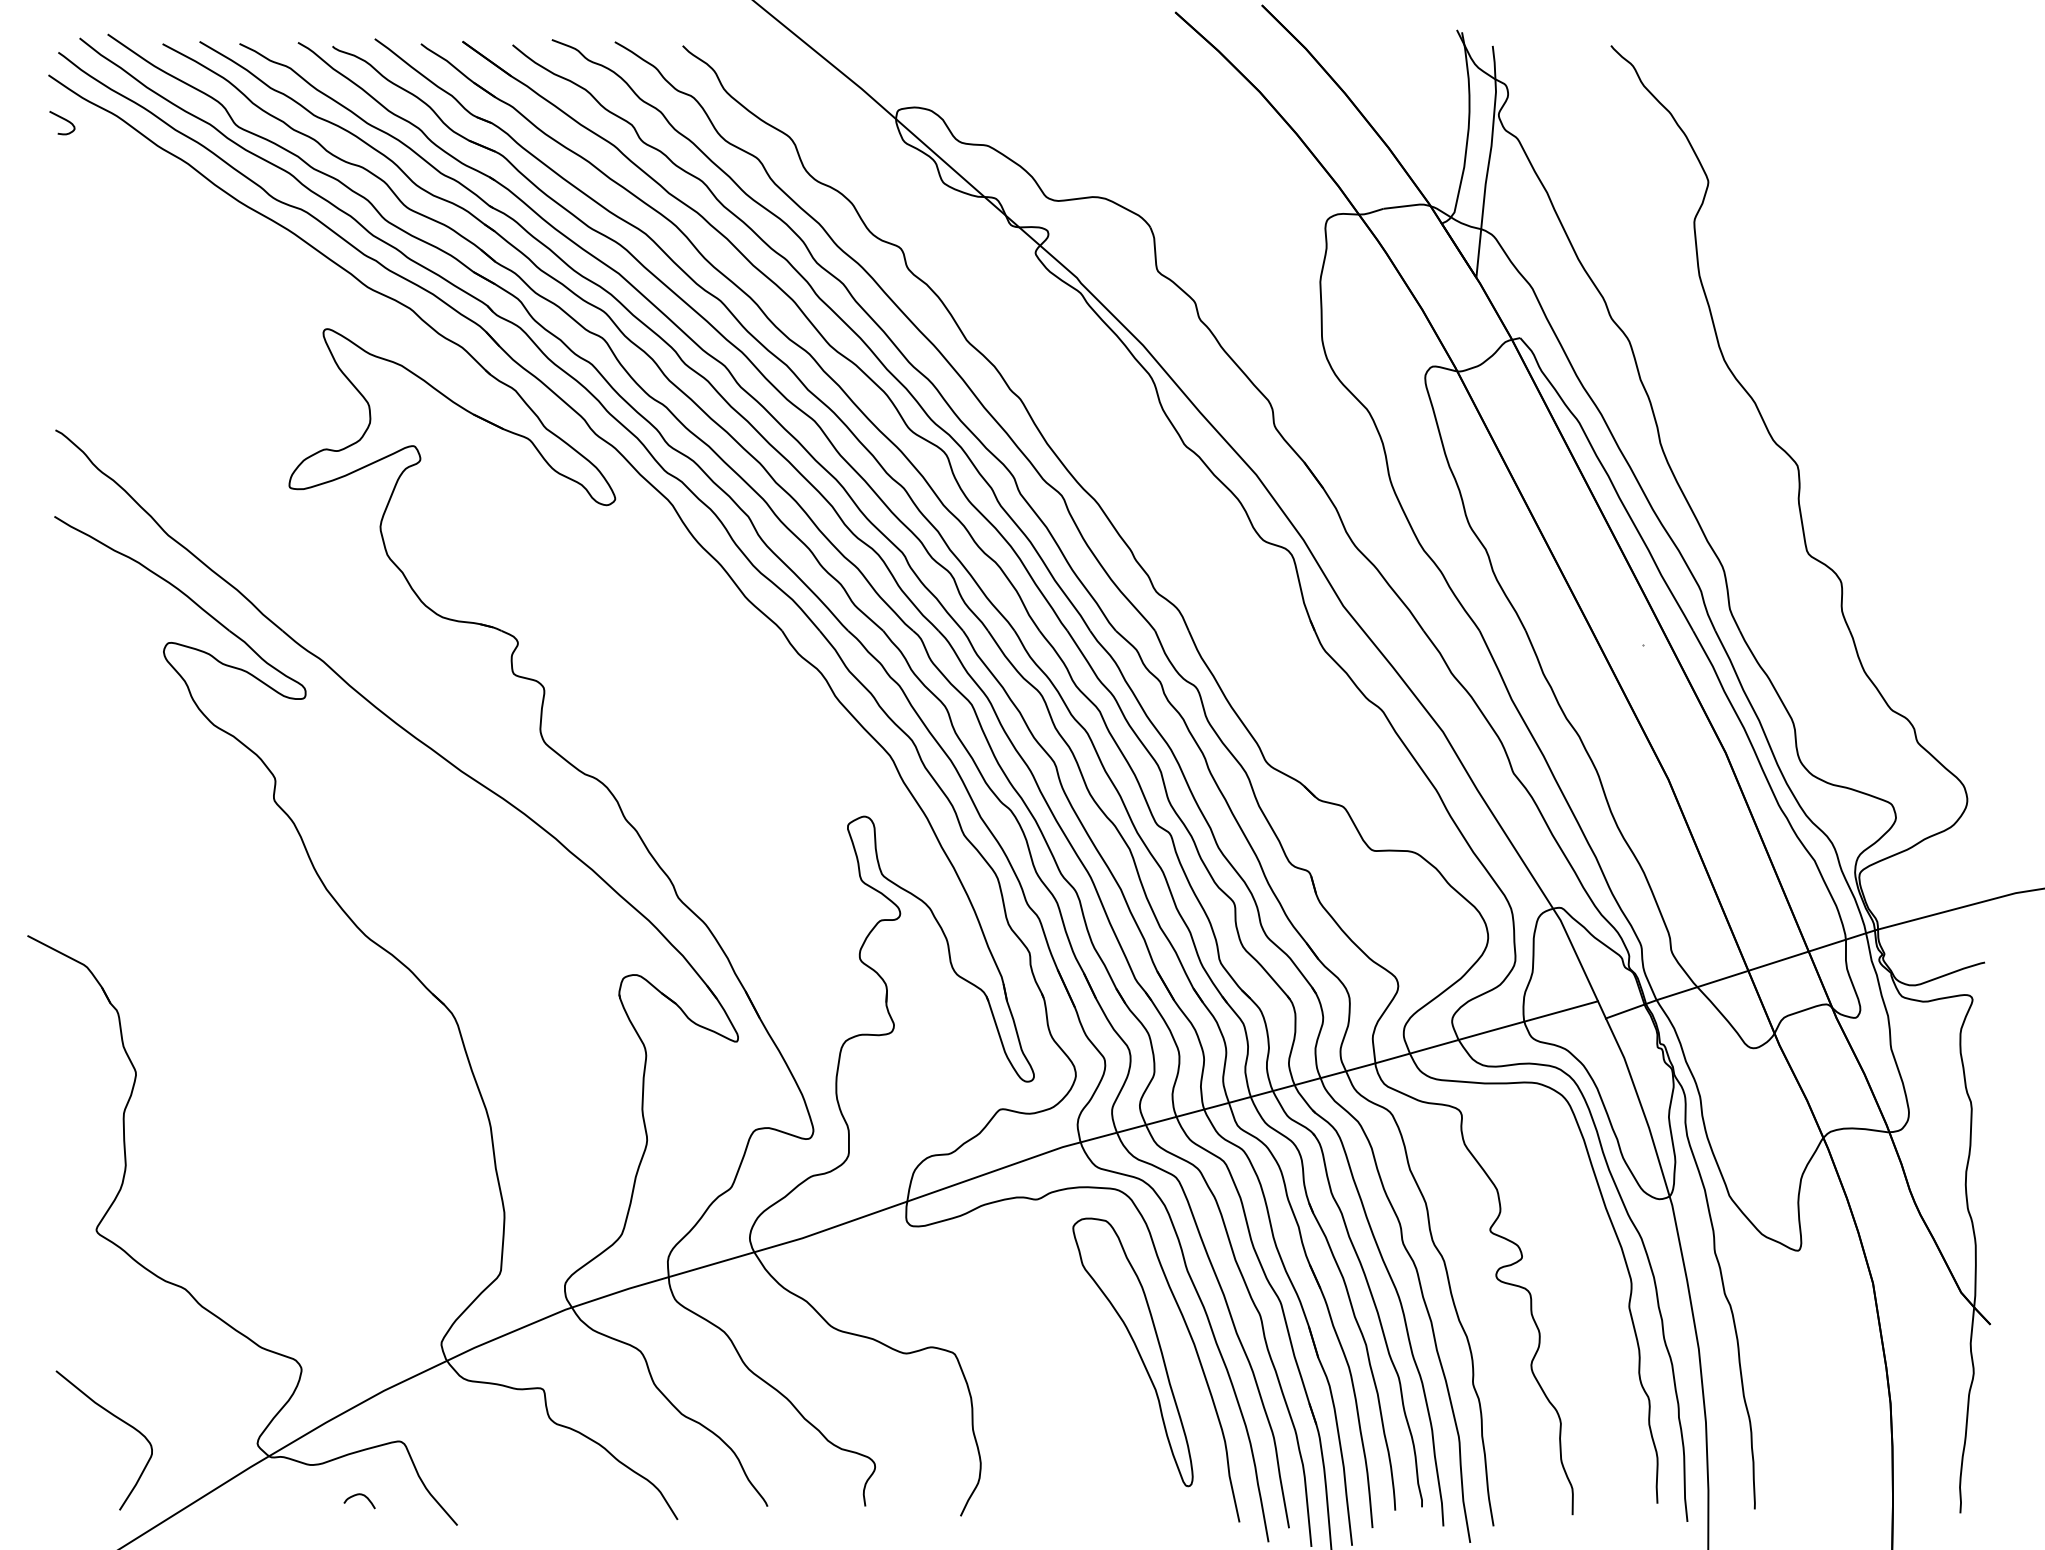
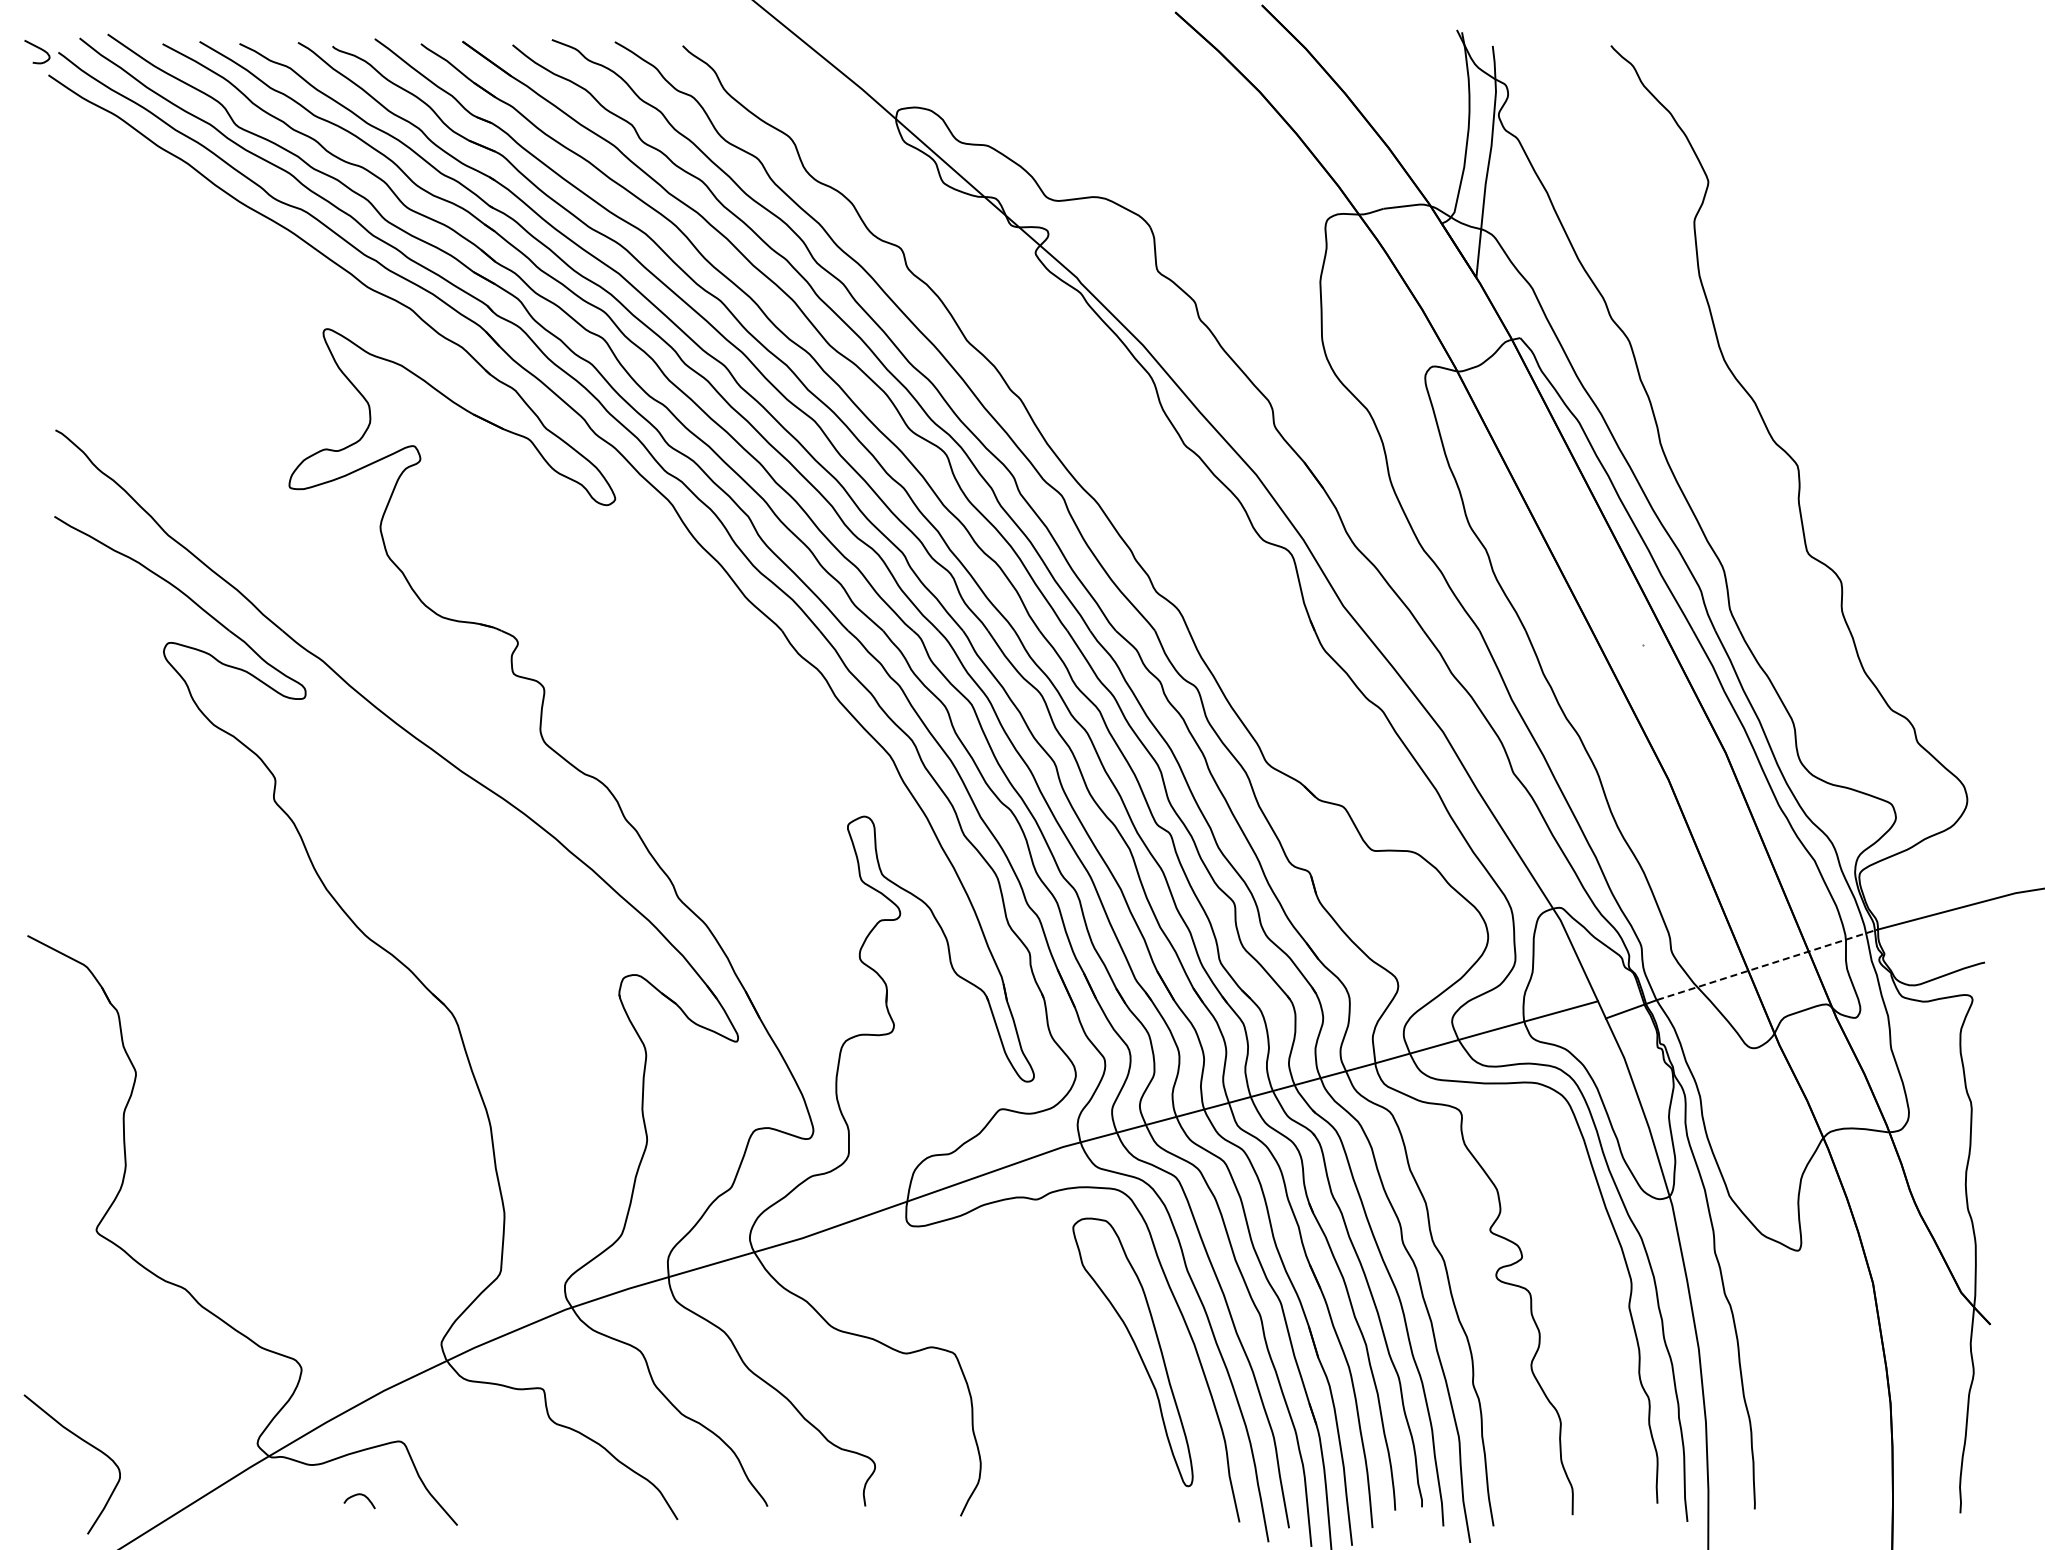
curve position: (64, 120) -> (39, 49) (39, 49)
line: solid -> dashed (1766, 965)
curve position: (116, 1418) -> (84, 1442) (84, 1442)
